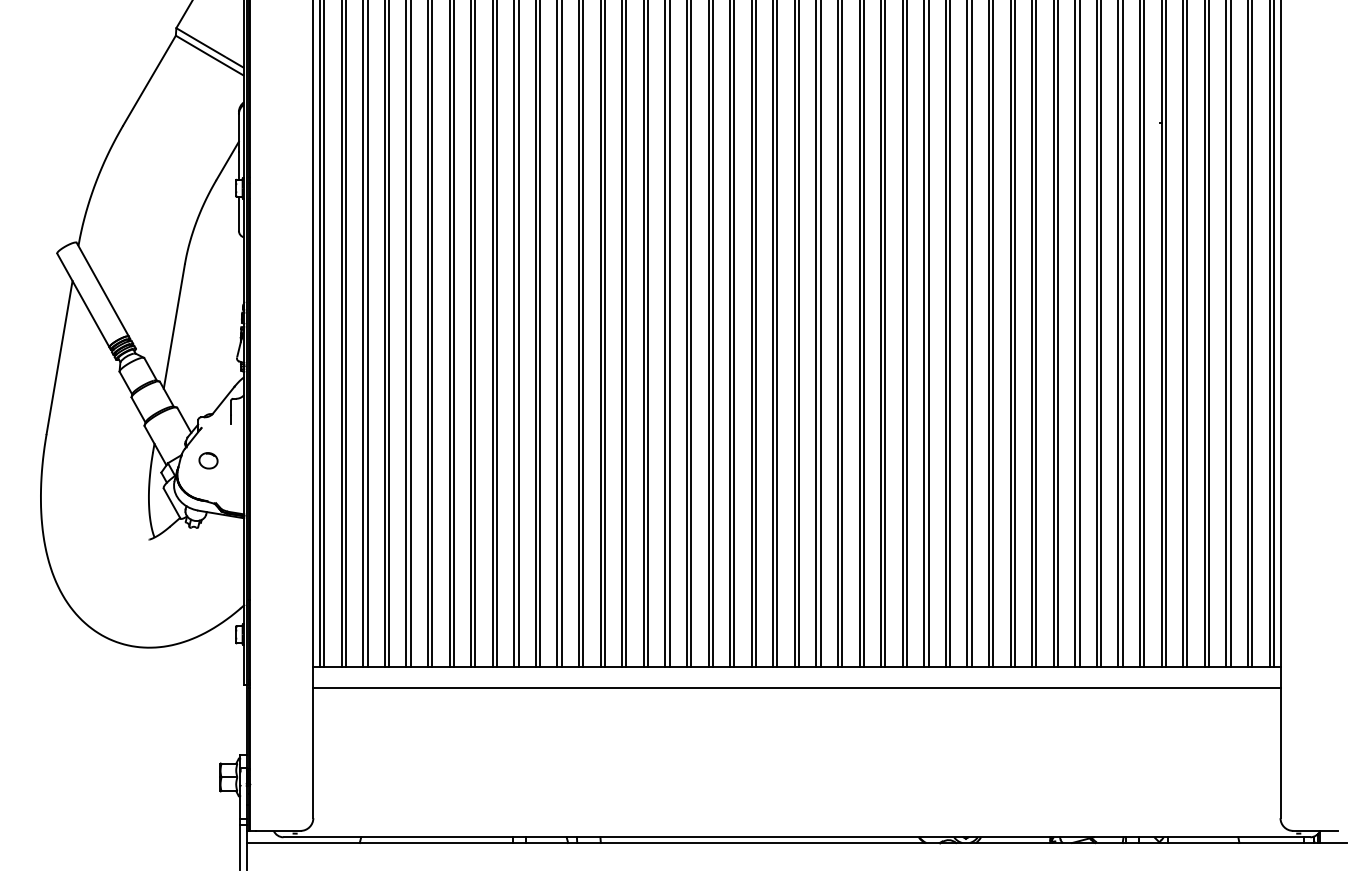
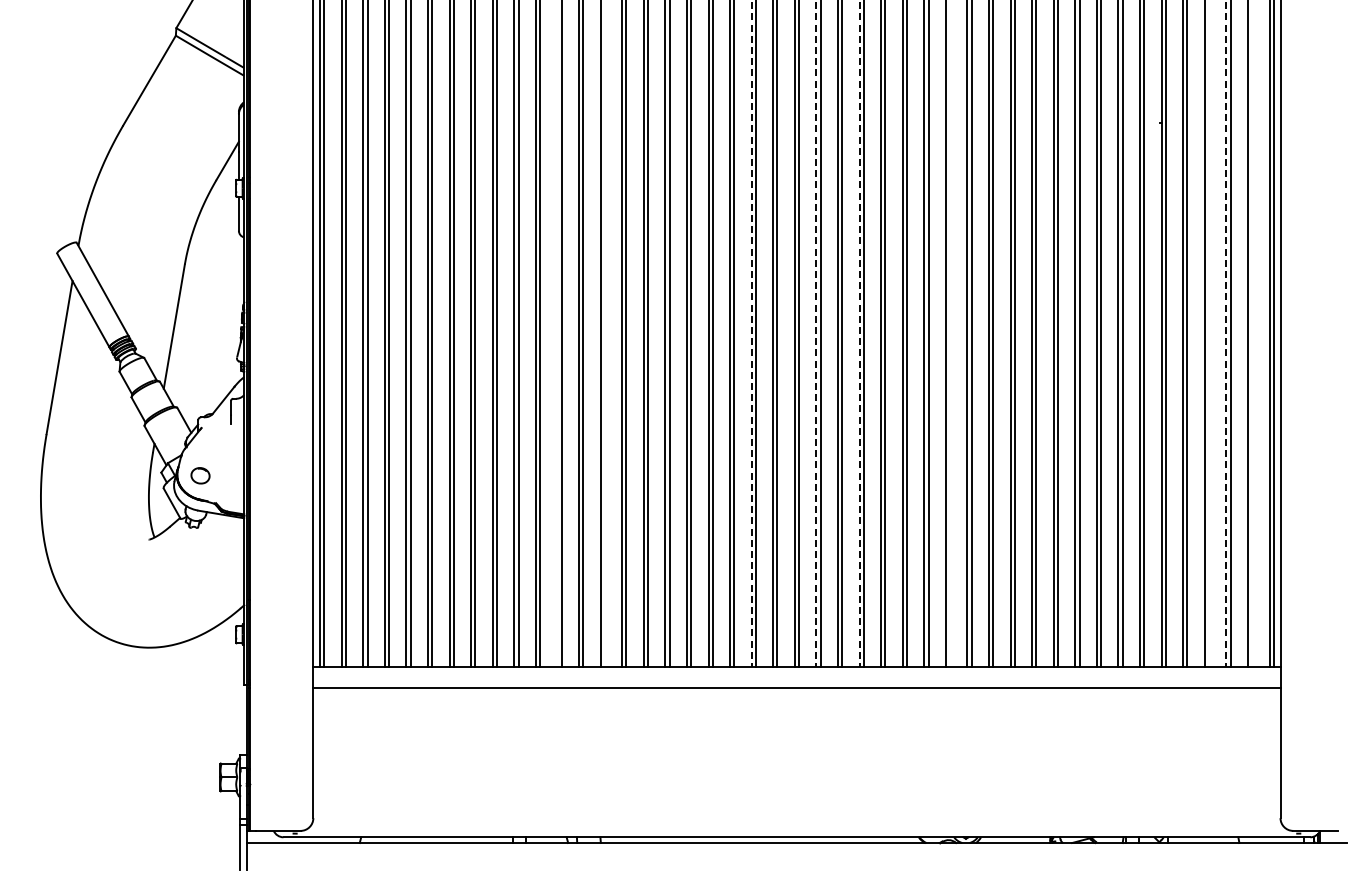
line: present -> none (557, 334)
line: present -> none (604, 334)
line: solid -> dashed (751, 334)
line: solid -> dashed (816, 334)
line: solid -> dashed (859, 334)
line: present -> none (950, 334)
line: present -> none (1209, 334)
line: solid -> dashed (1226, 334)
line: present -> none (1252, 334)
part position: (208, 460) -> (200, 475) (200, 475)
